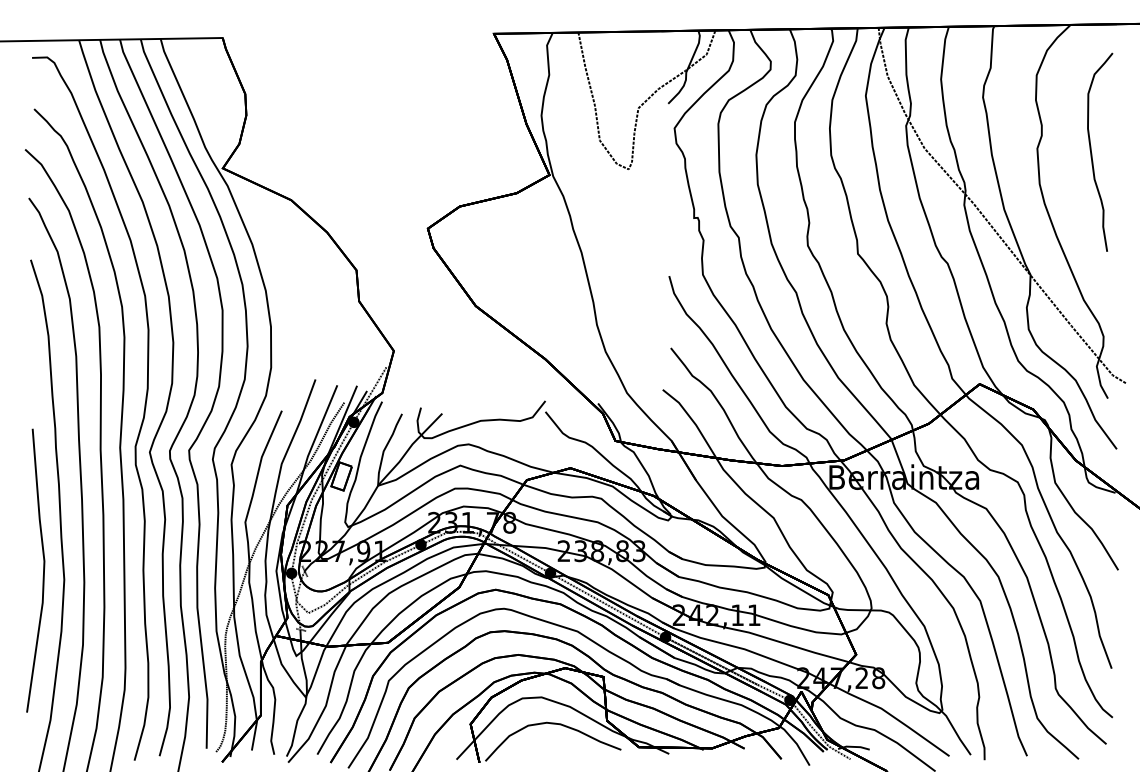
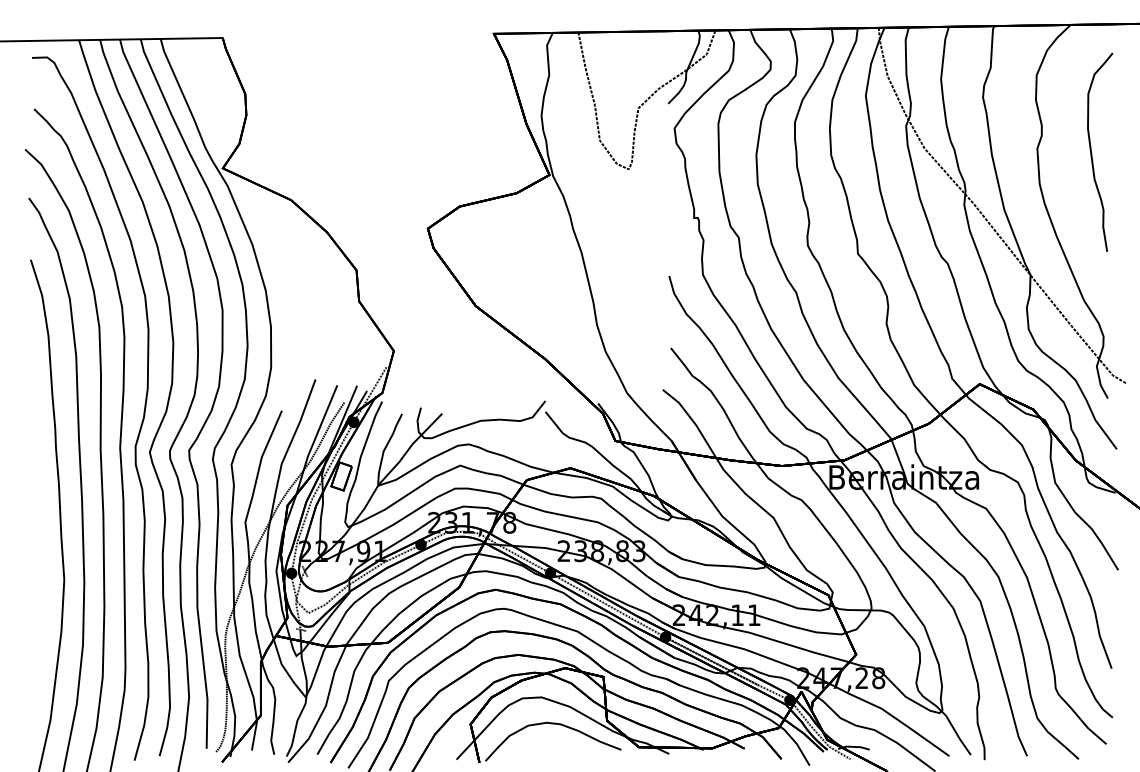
part: present -> none (43, 570)
